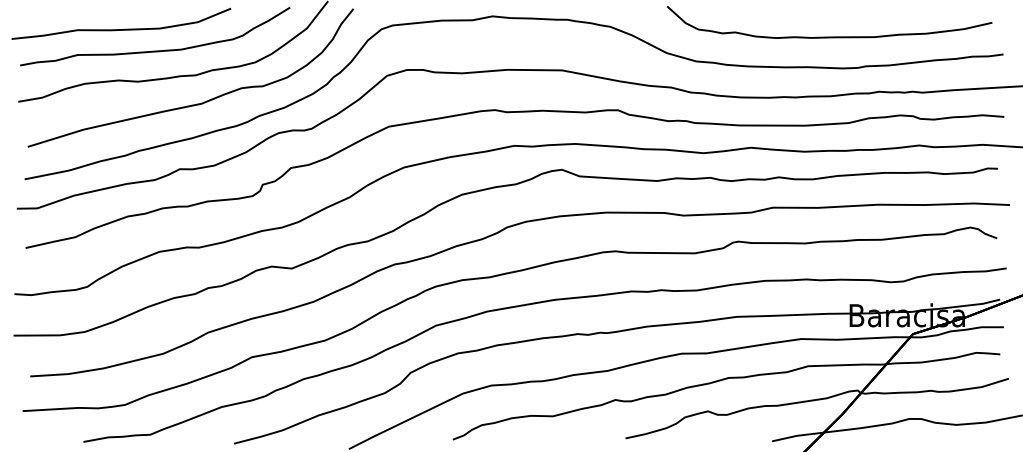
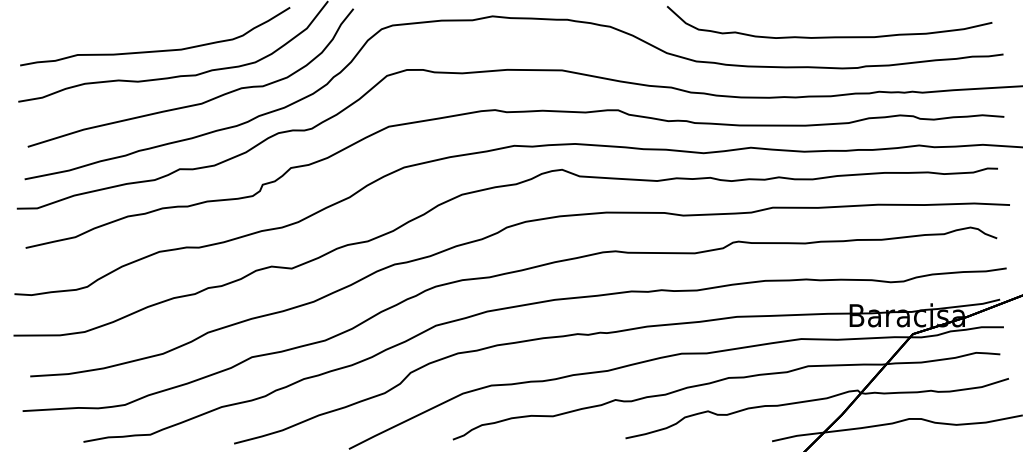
curve: present -> none (124, 28)
